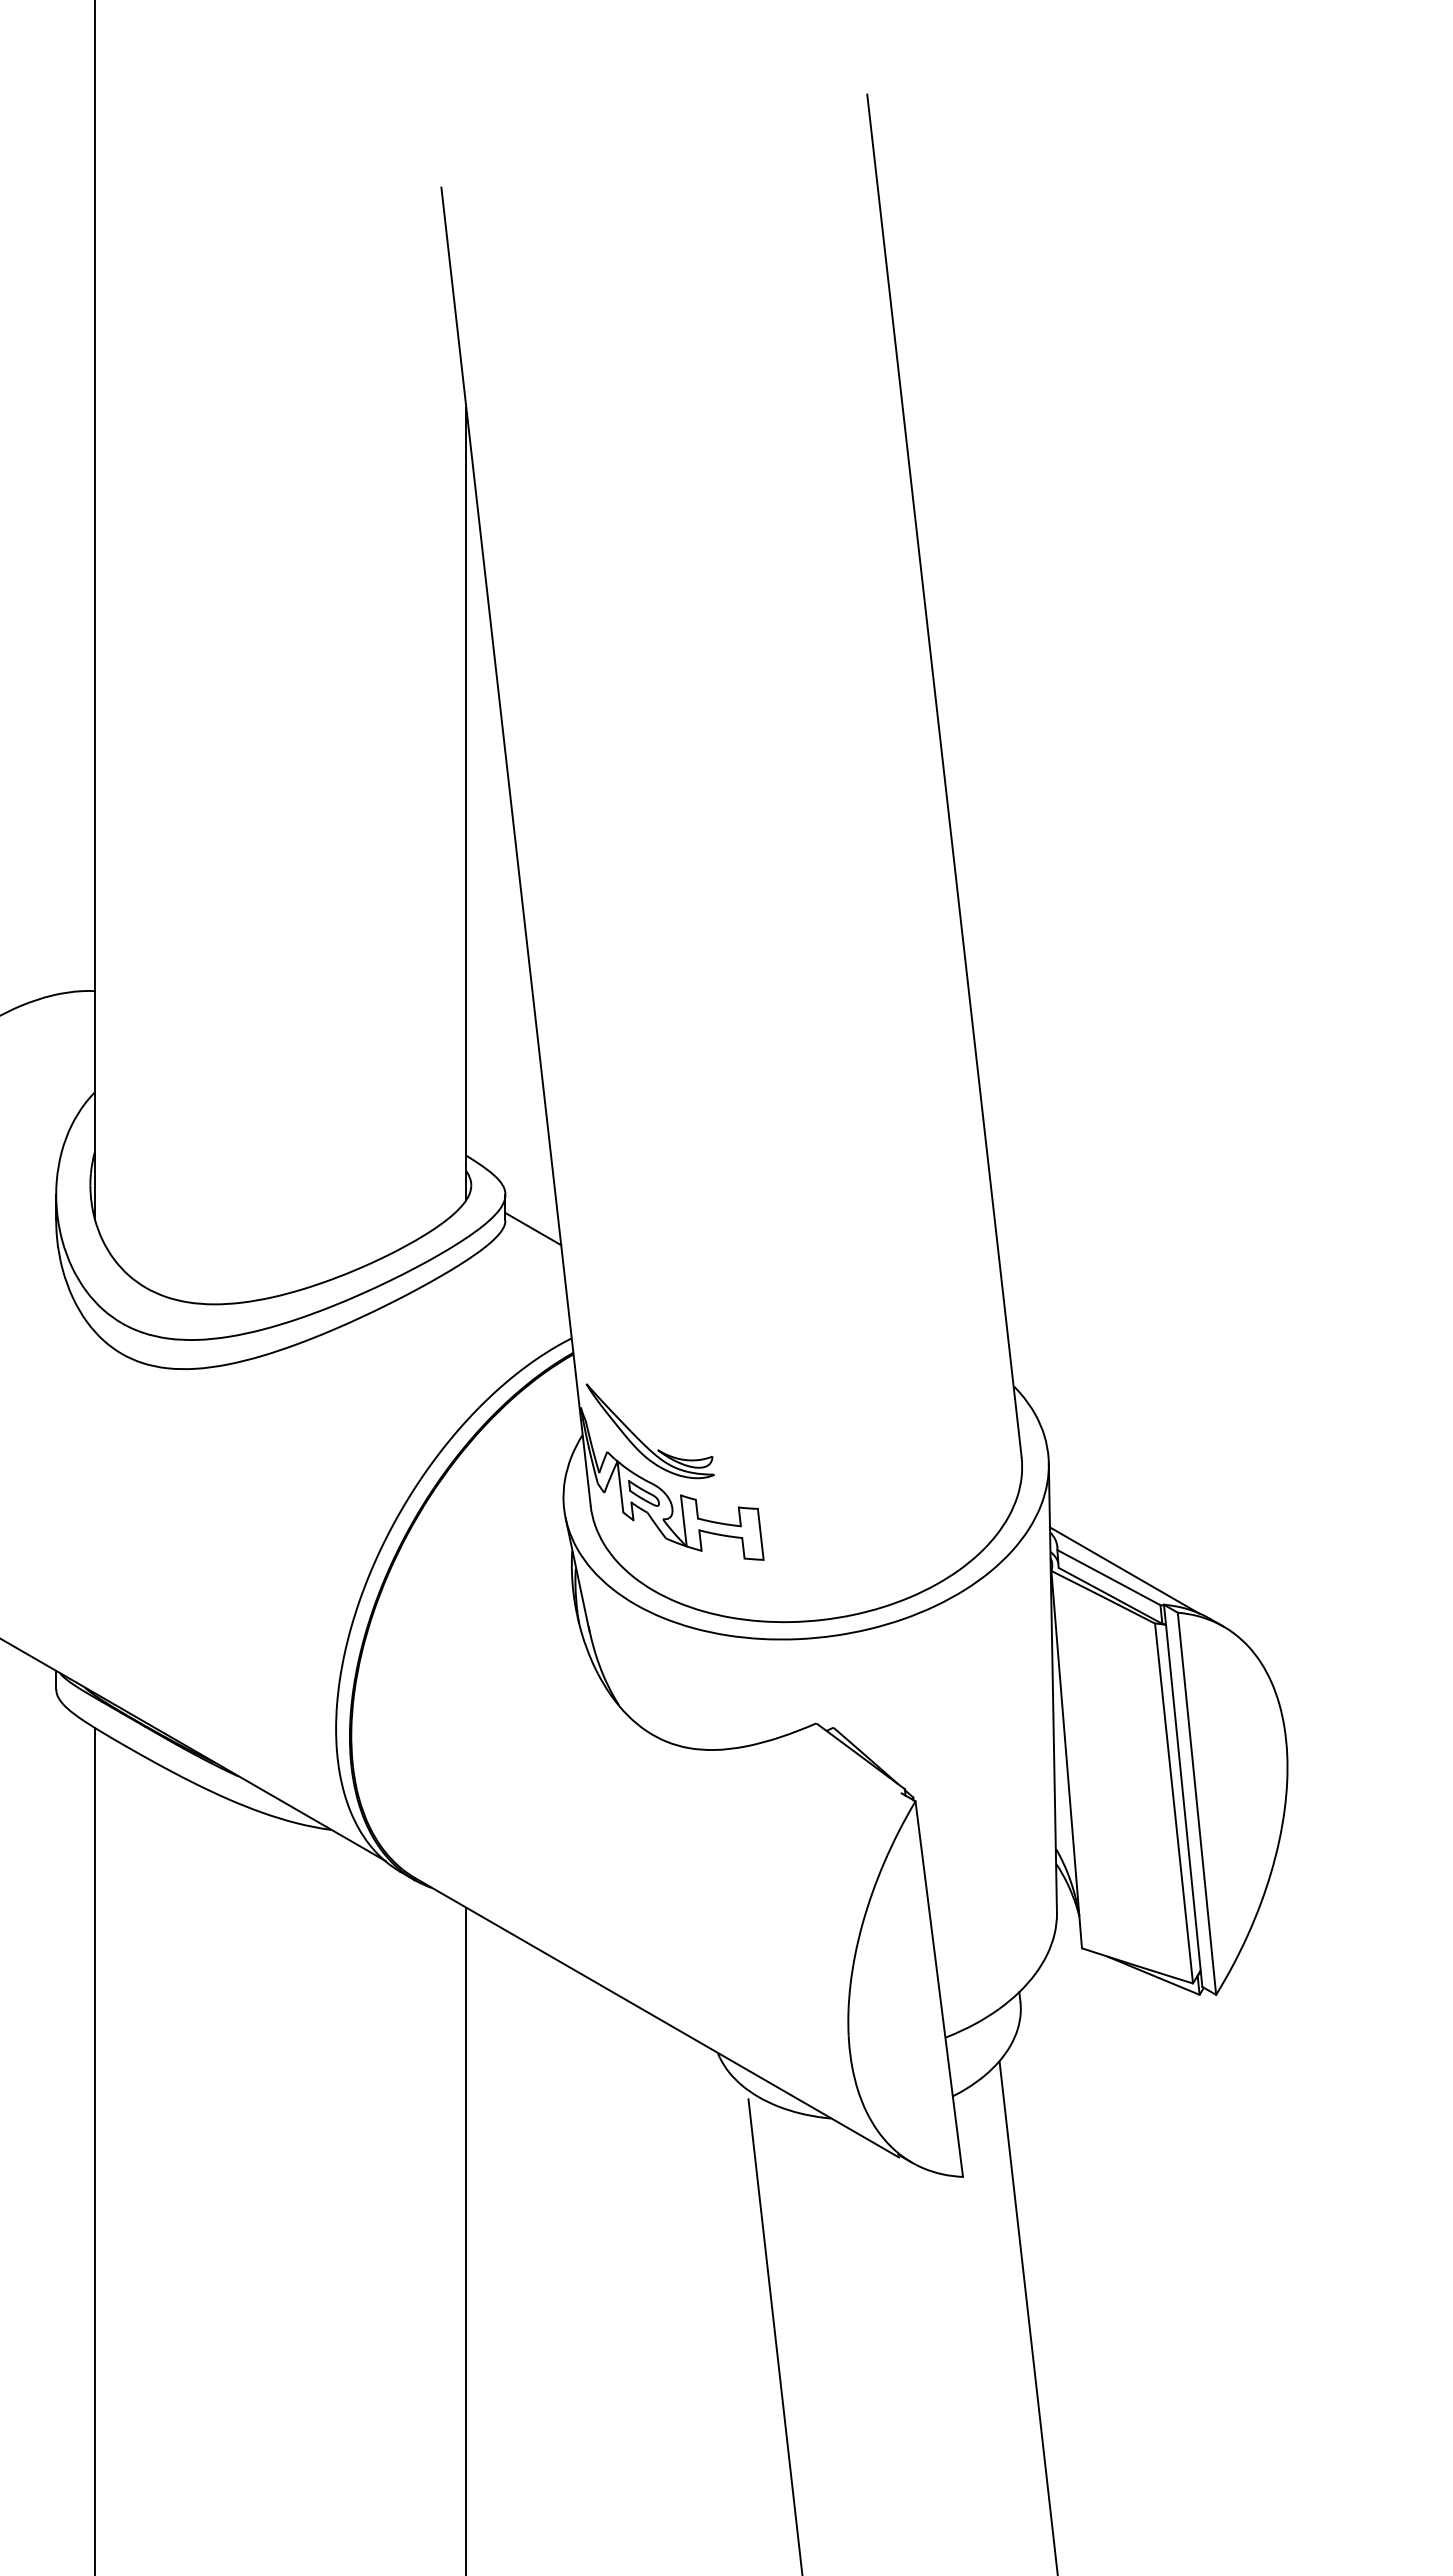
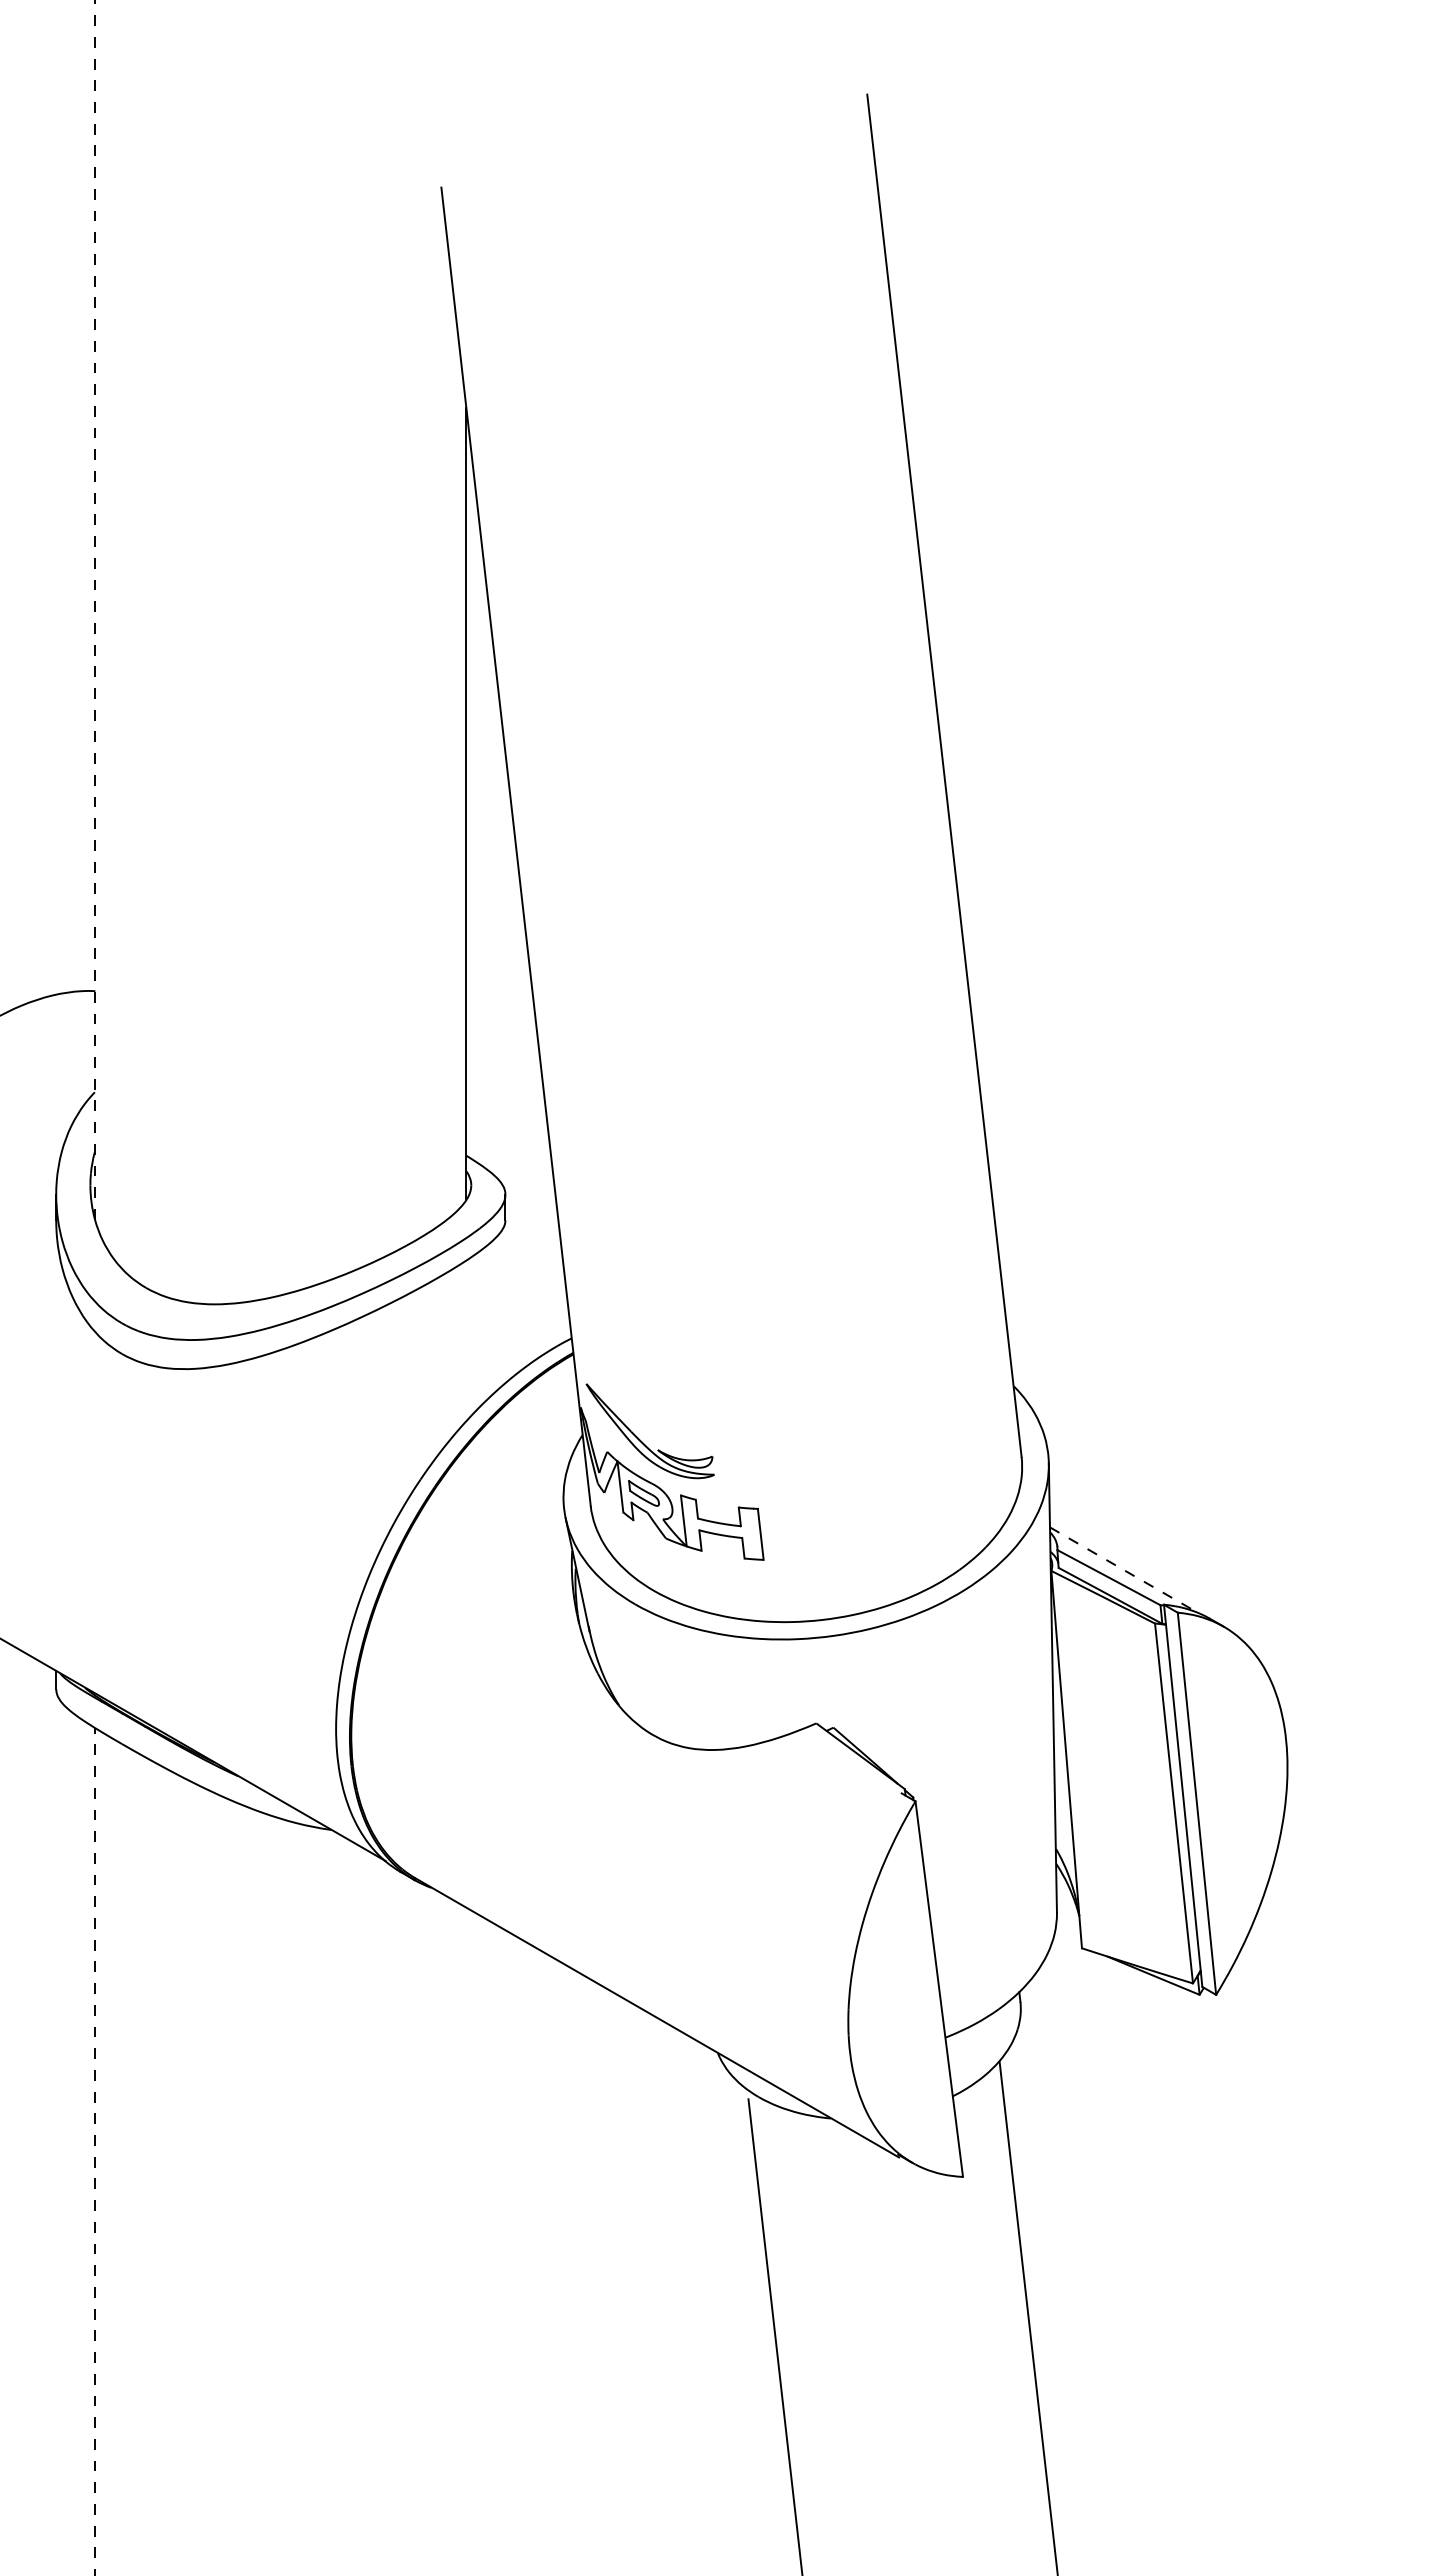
line: solid -> dashed (95, 609)
line: present -> none (533, 1229)
line: solid -> dashed (1124, 1570)
line: solid -> dashed (95, 2151)
line: present -> none (466, 2239)
